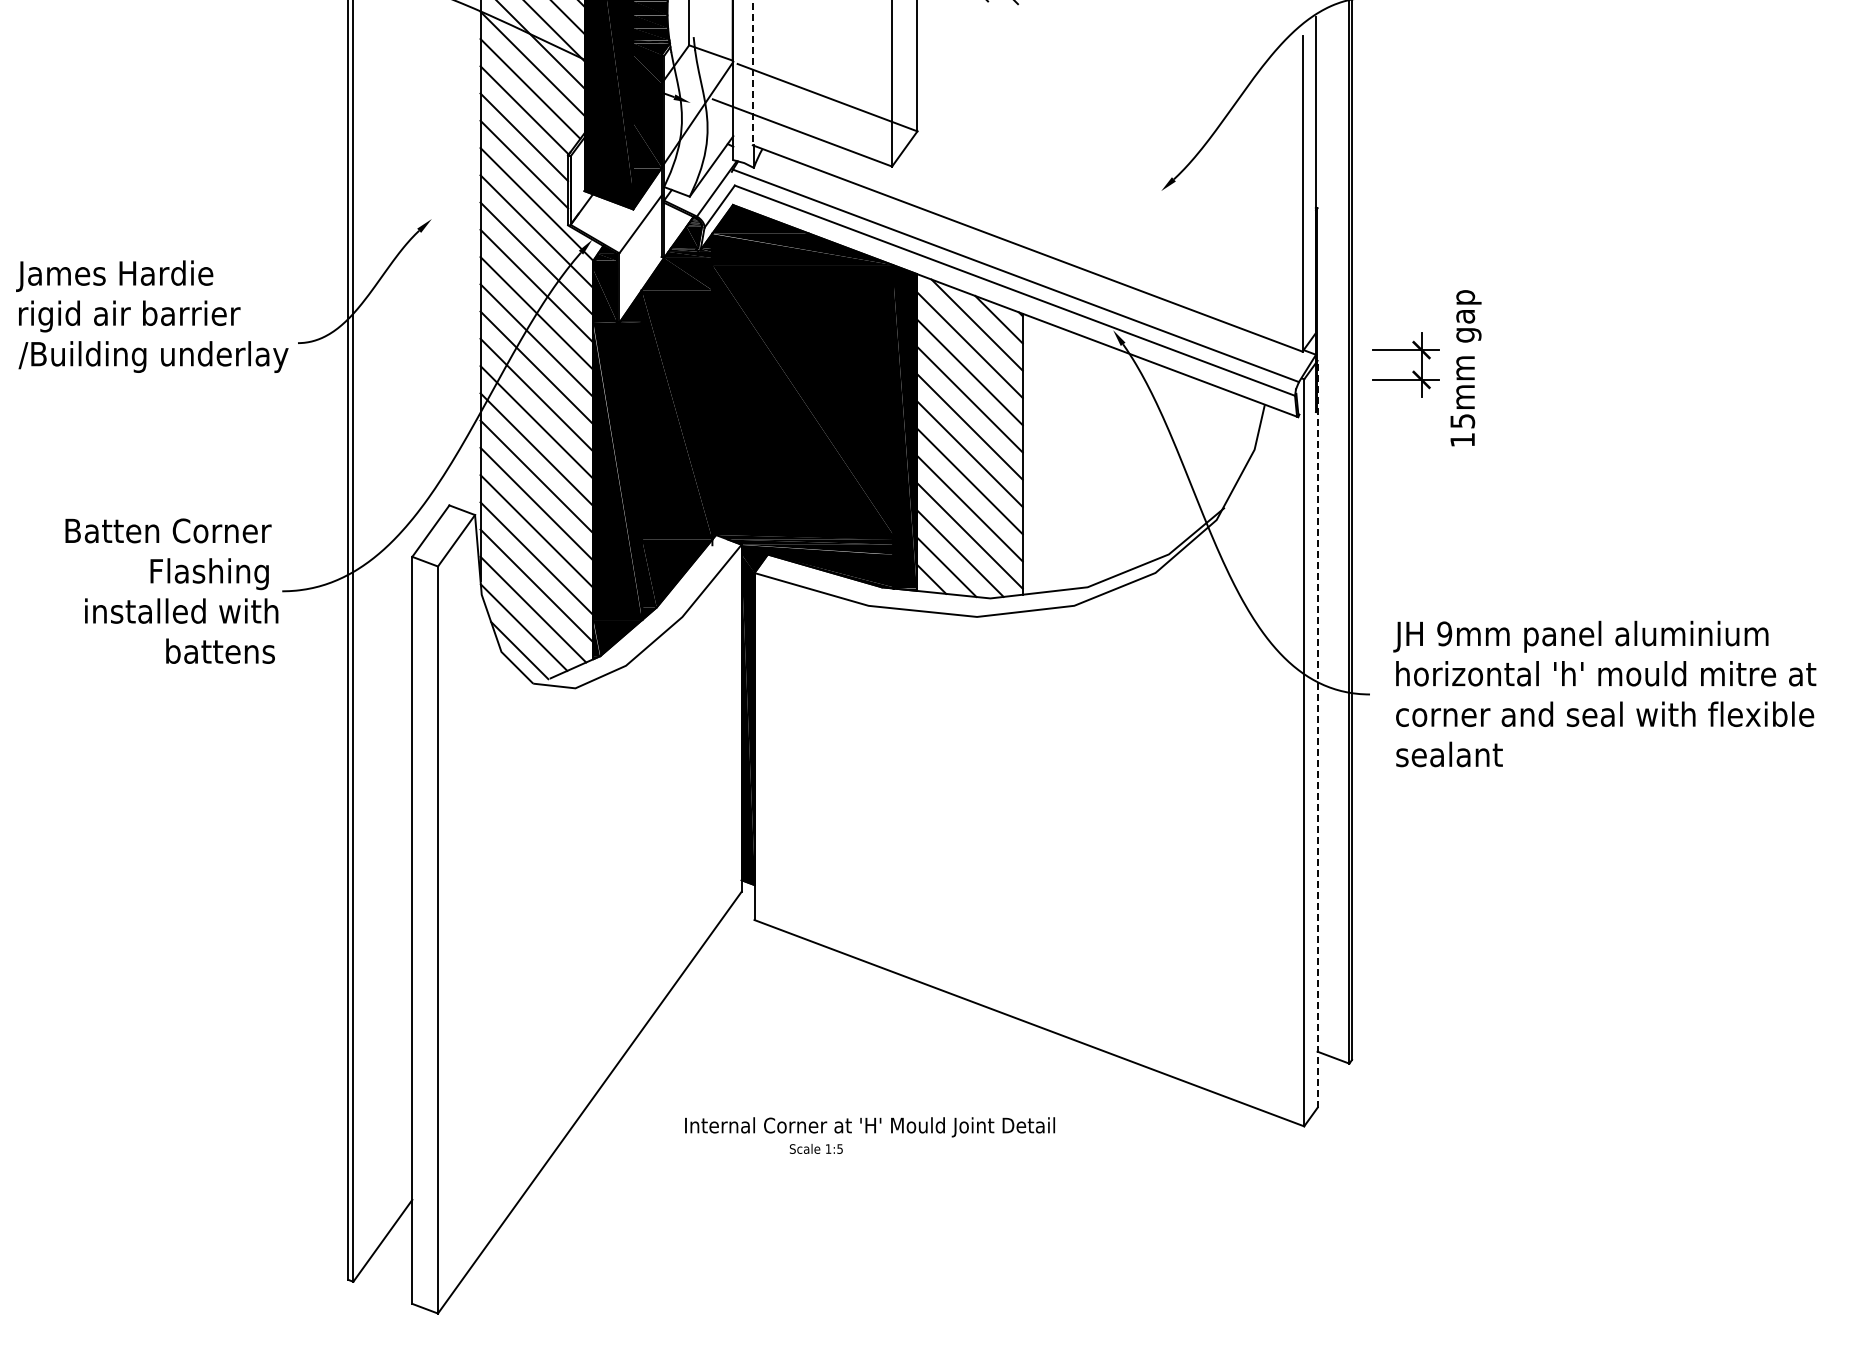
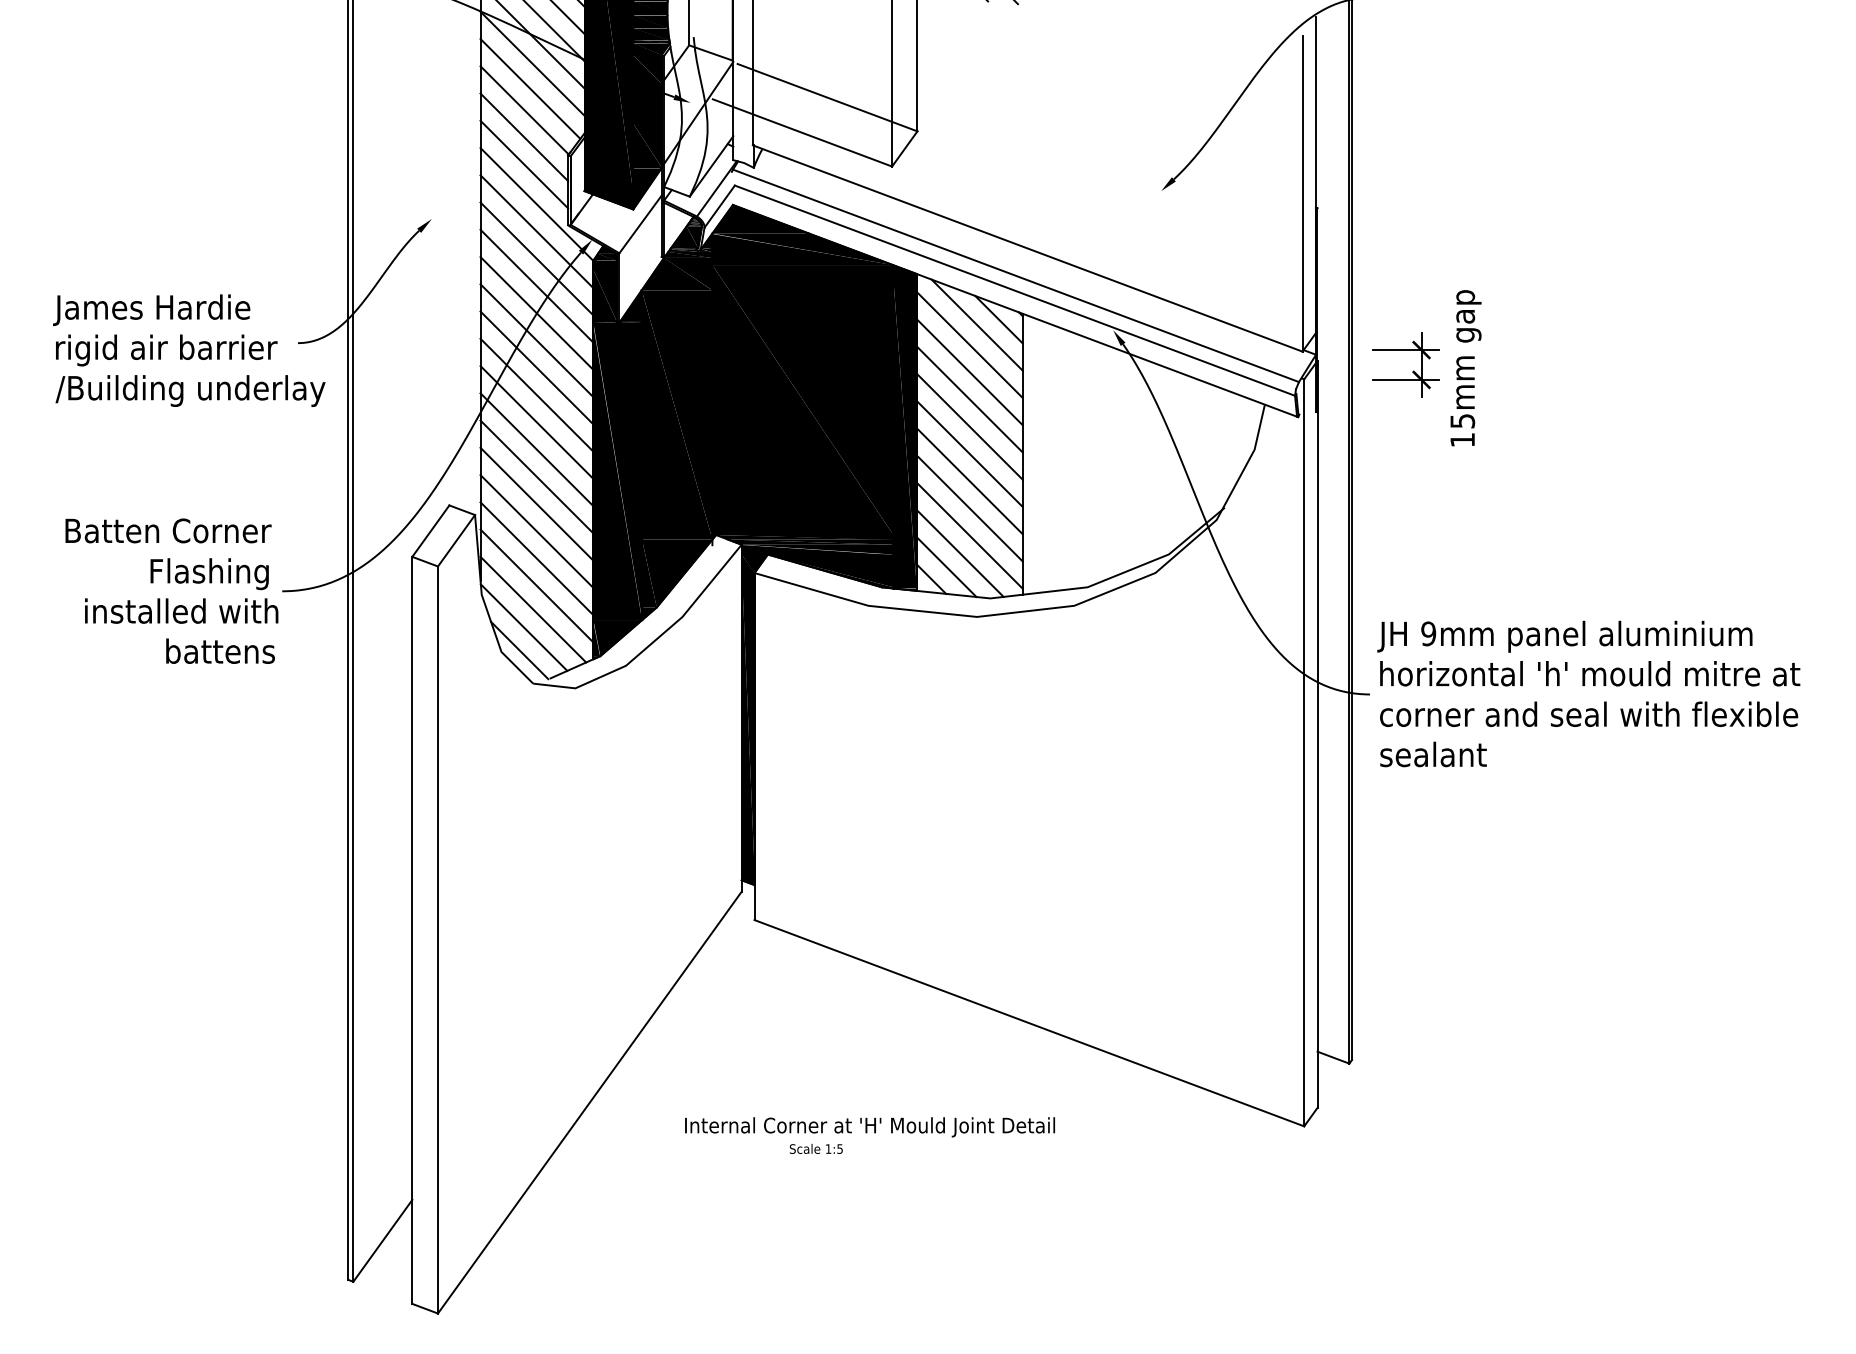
line: dashed -> solid (752, 73)
text position: (152, 316) -> (189, 350) (189, 350)
text position: (1604, 693) -> (1588, 693) (1588, 693)
line: dashed -> solid (1317, 734)
